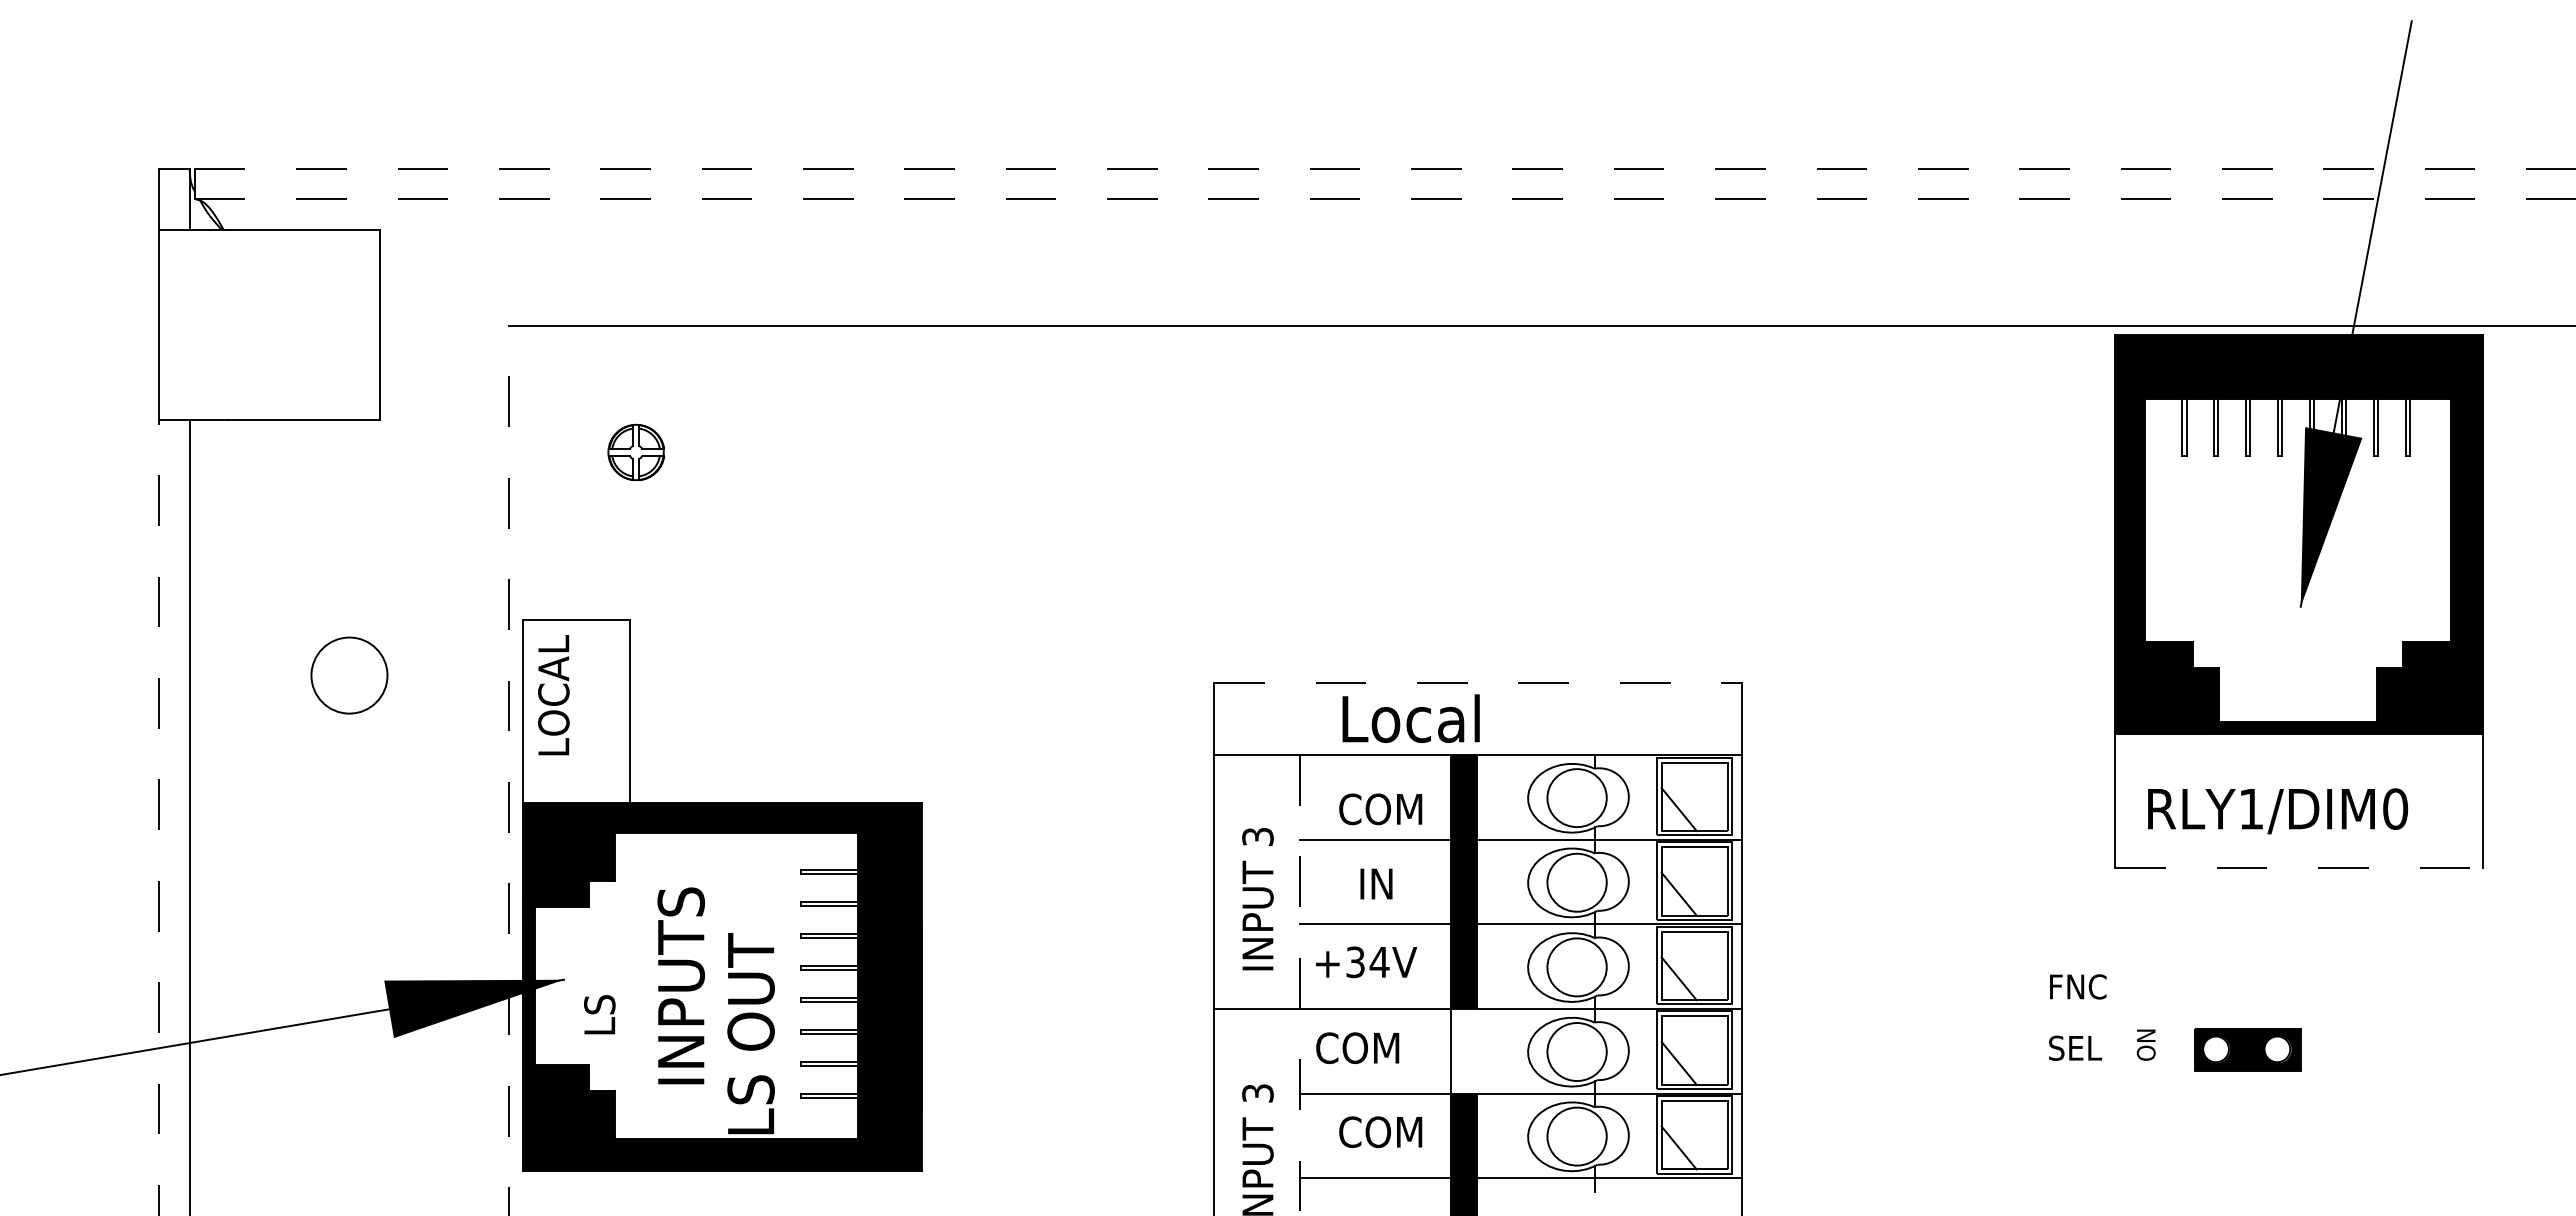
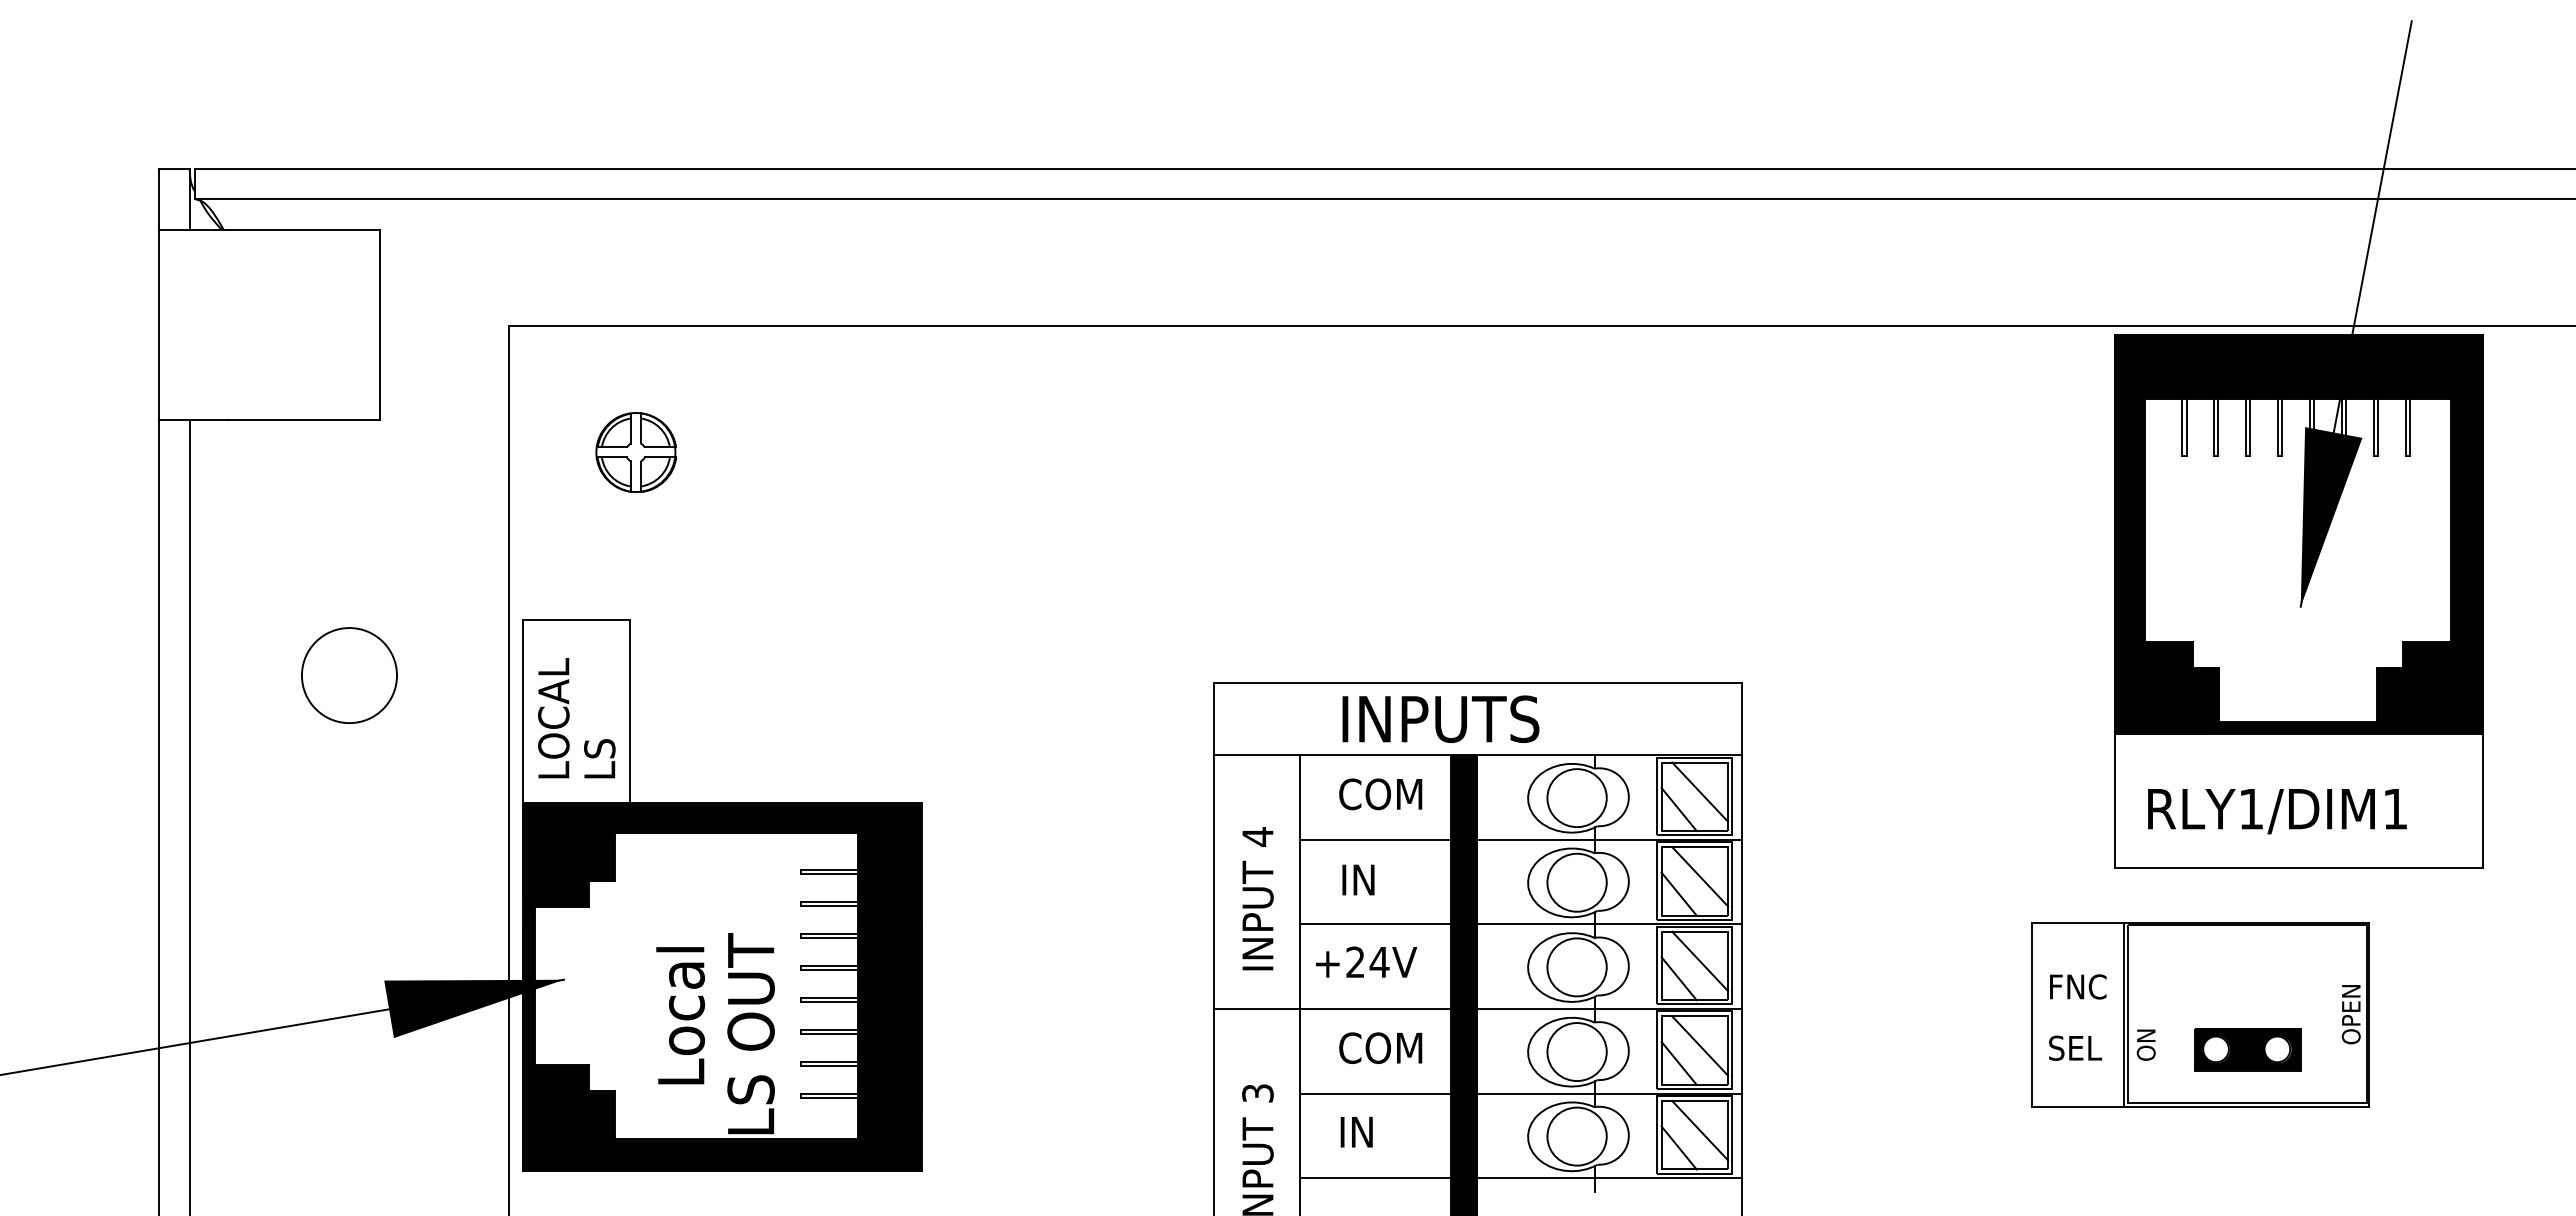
line: dashed -> solid (1385, 168)
line: dashed -> solid (1385, 199)
part size: 59x57 px -> 83x81 px (636, 452)
circle diameter: 76 px -> 95 px (349, 675)
line: dashed -> solid (1478, 683)
text position: (553, 695) -> (553, 718) (553, 718)
text: Local -> INPUTS (1443, 718)
line: dashed -> solid (509, 770)
line: none -> present (1700, 791)
text: RLY1/DIM0 -> RLY1/DIM1 (2395, 808)
text position: (1380, 809) -> (1380, 794) (1380, 794)
line: dashed -> solid (159, 817)
text: 3 -> 4 (1257, 837)
line: dashed -> solid (2299, 868)
line: none -> present (1700, 876)
text position: (1376, 883) -> (1358, 879) (1358, 879)
line: none -> present (1700, 961)
text: +34V -> +24V (1355, 962)
text: INPUTS -> Local (680, 982)
line: dashed -> solid (1300, 985)
text position: (599, 1014) -> (599, 758) (599, 758)
part: none -> present (2200, 1014)
line: none -> present (1700, 1045)
text position: (1357, 1047) -> (1380, 1047) (1380, 1047)
fill: none -> present (1464, 1051)
line: none -> present (1700, 1130)
text: COM -> IN (1380, 1132)
